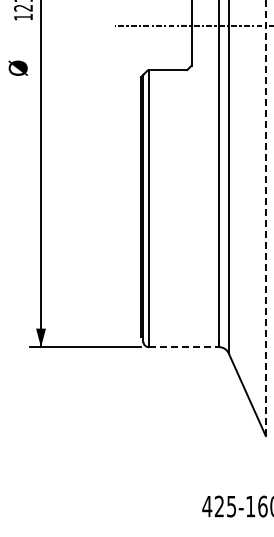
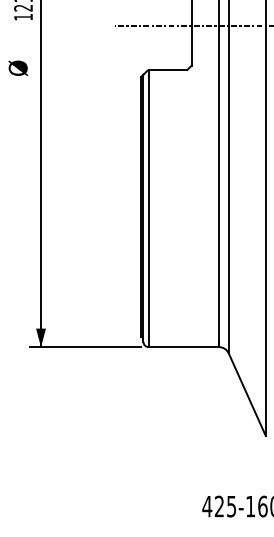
line: dashed -> solid (265, 218)
line: dashed -> solid (184, 347)
